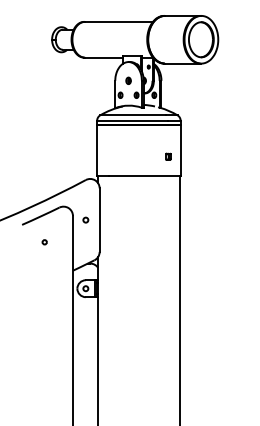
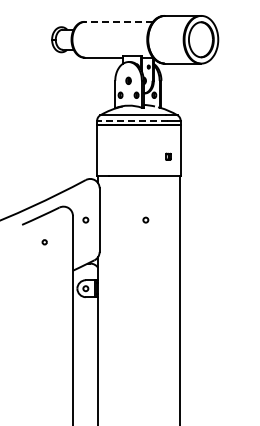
line: solid -> dashed (119, 21)
line: solid -> dashed (132, 120)
circle: none -> present (145, 219)
